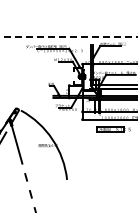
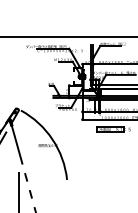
line: dashed -> solid (69, 36)
line: none -> present (18, 190)
